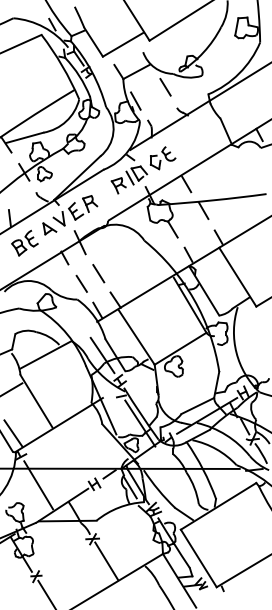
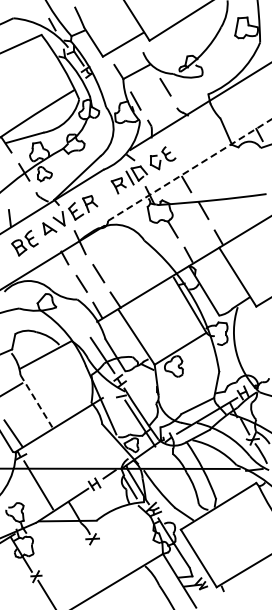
arc: solid -> dashed (190, 169)
line: solid -> dashed (36, 401)
line: present -> none (106, 561)
